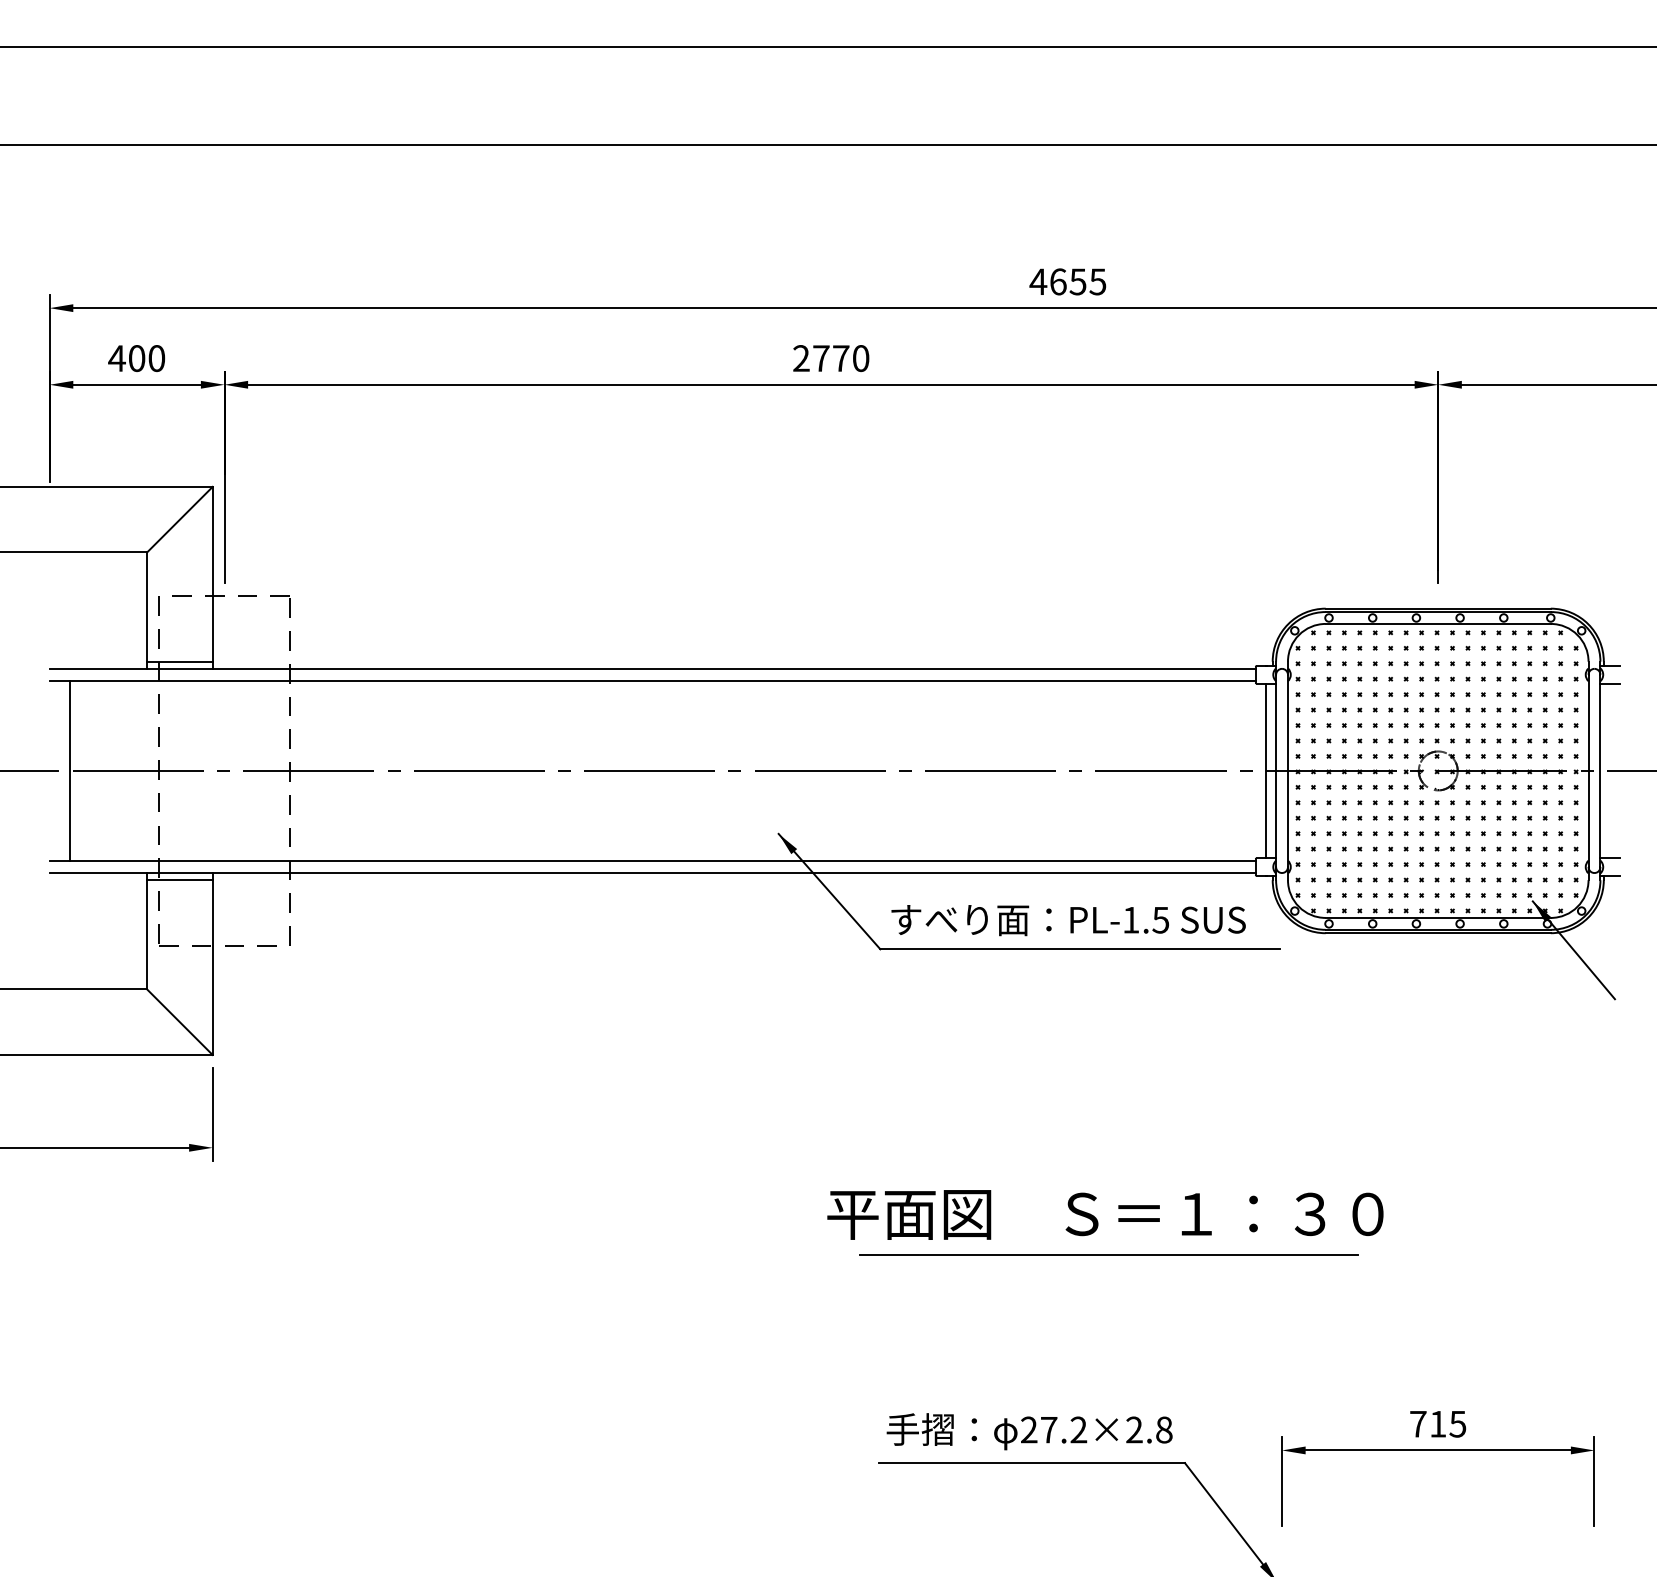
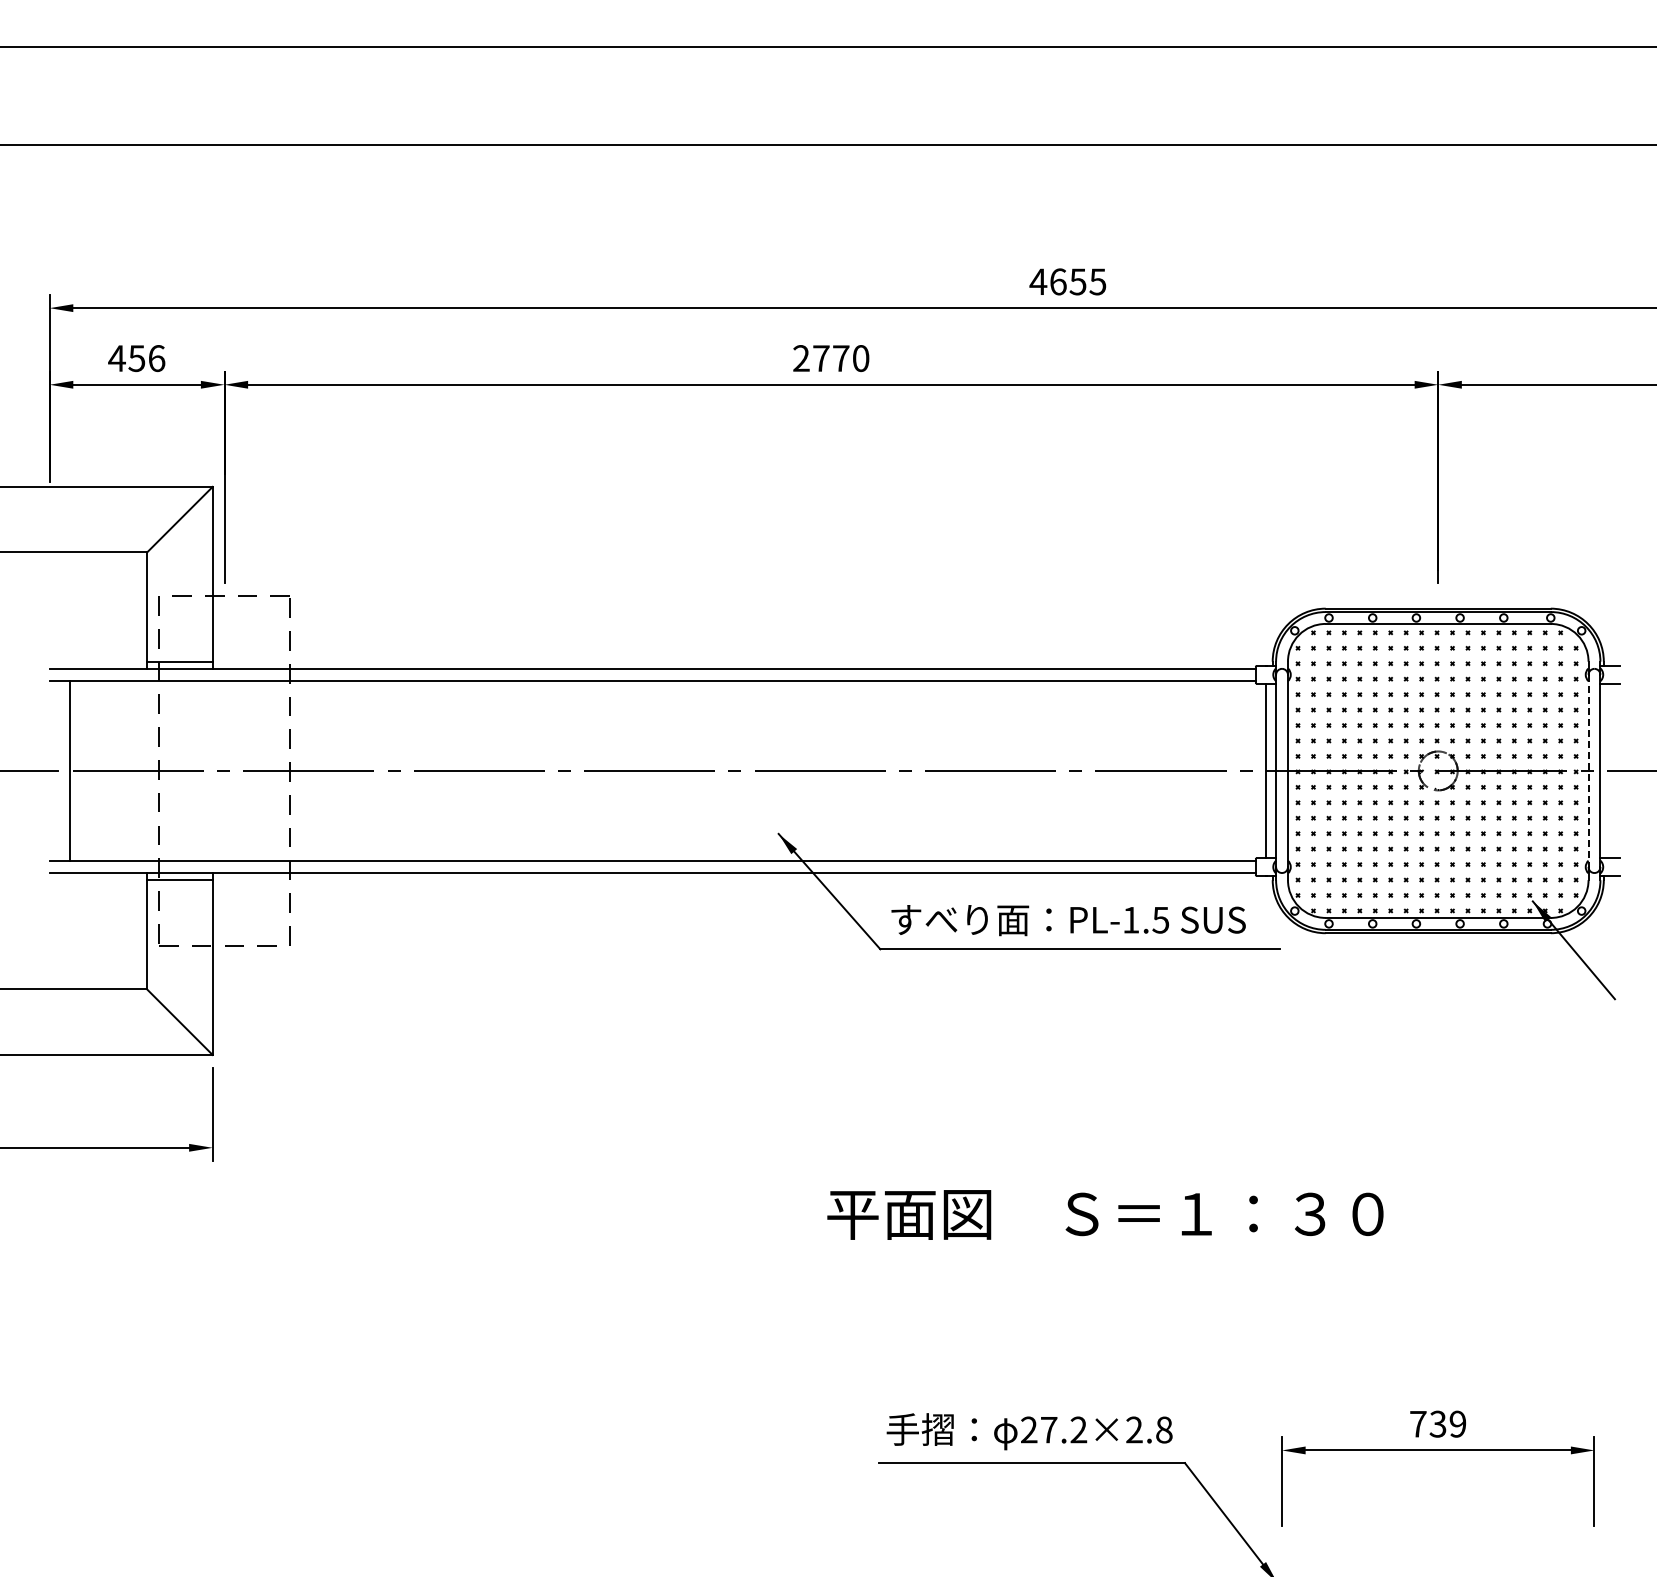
text: 400 -> 456 (146, 358)
line: solid -> dashed (1588, 771)
line: present -> none (1108, 1254)
text: 715 -> 739 (1447, 1423)
